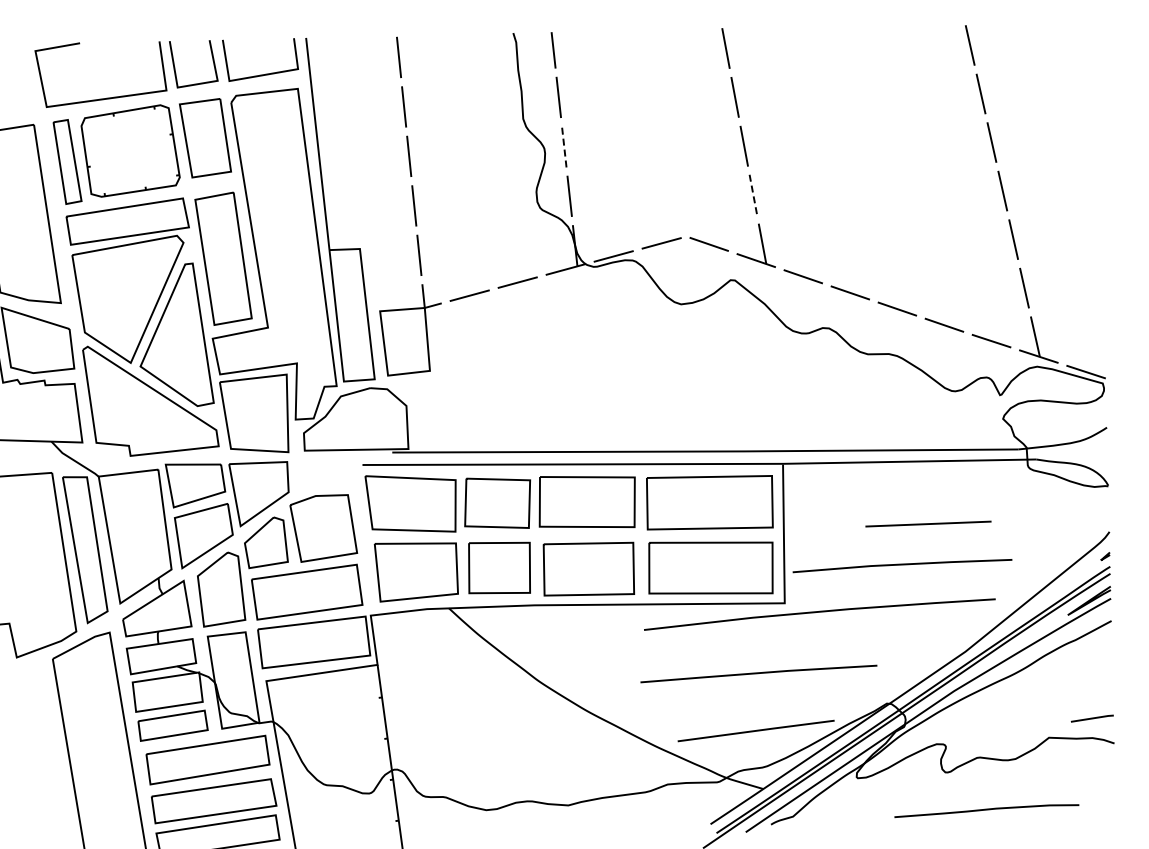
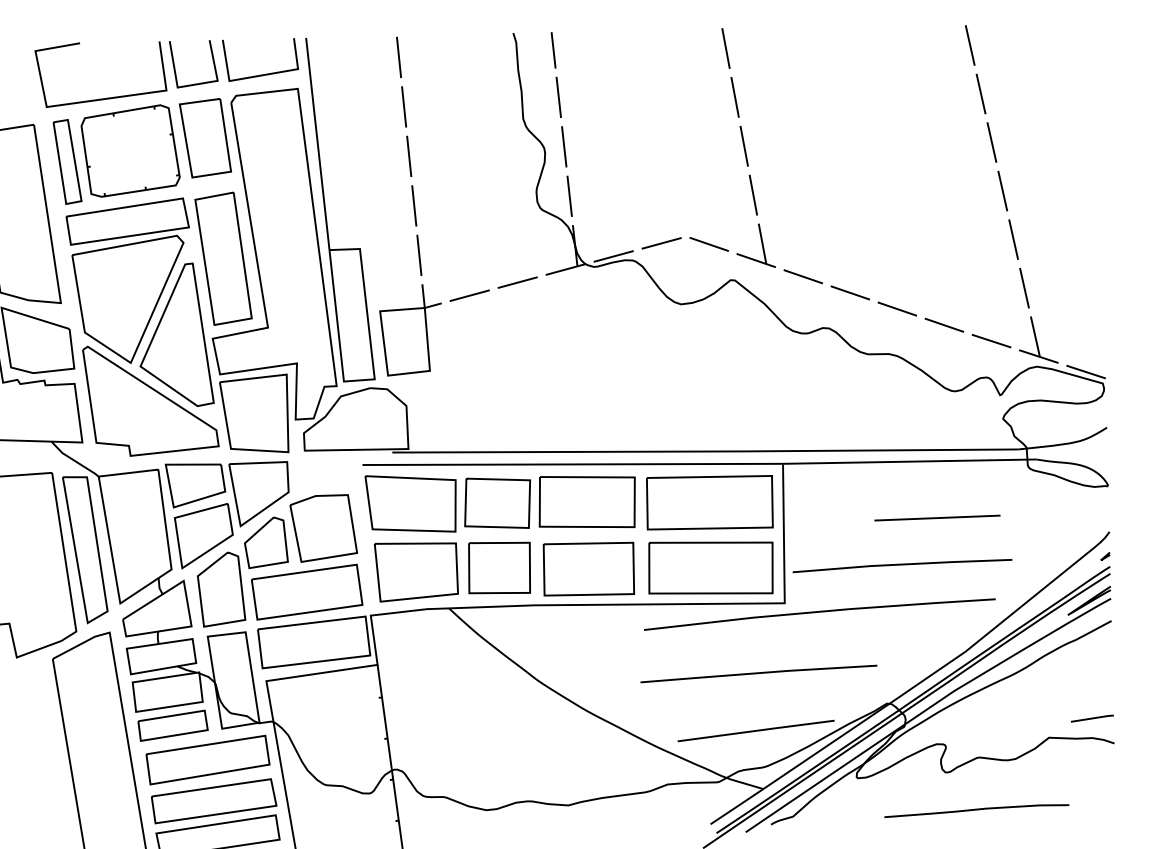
line: dashed -> solid (564, 146)
line: dashed -> solid (753, 195)
line position: (928, 523) -> (937, 517) (937, 517)
curve position: (986, 810) -> (976, 810) (976, 810)
